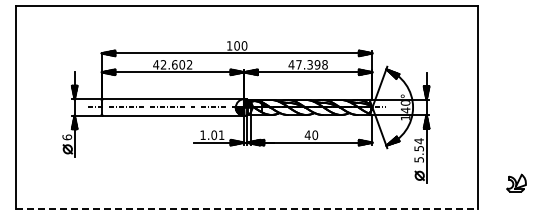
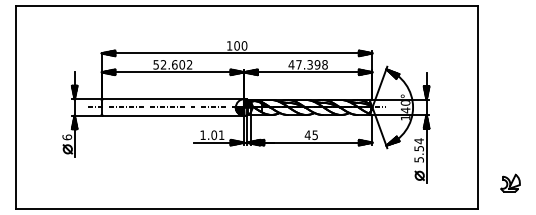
text: 42.602 -> 52.602 (156, 64)
text: 40 -> 45 (315, 135)
part position: (516, 182) -> (510, 182) (510, 182)
line: dashed -> solid (246, 208)
